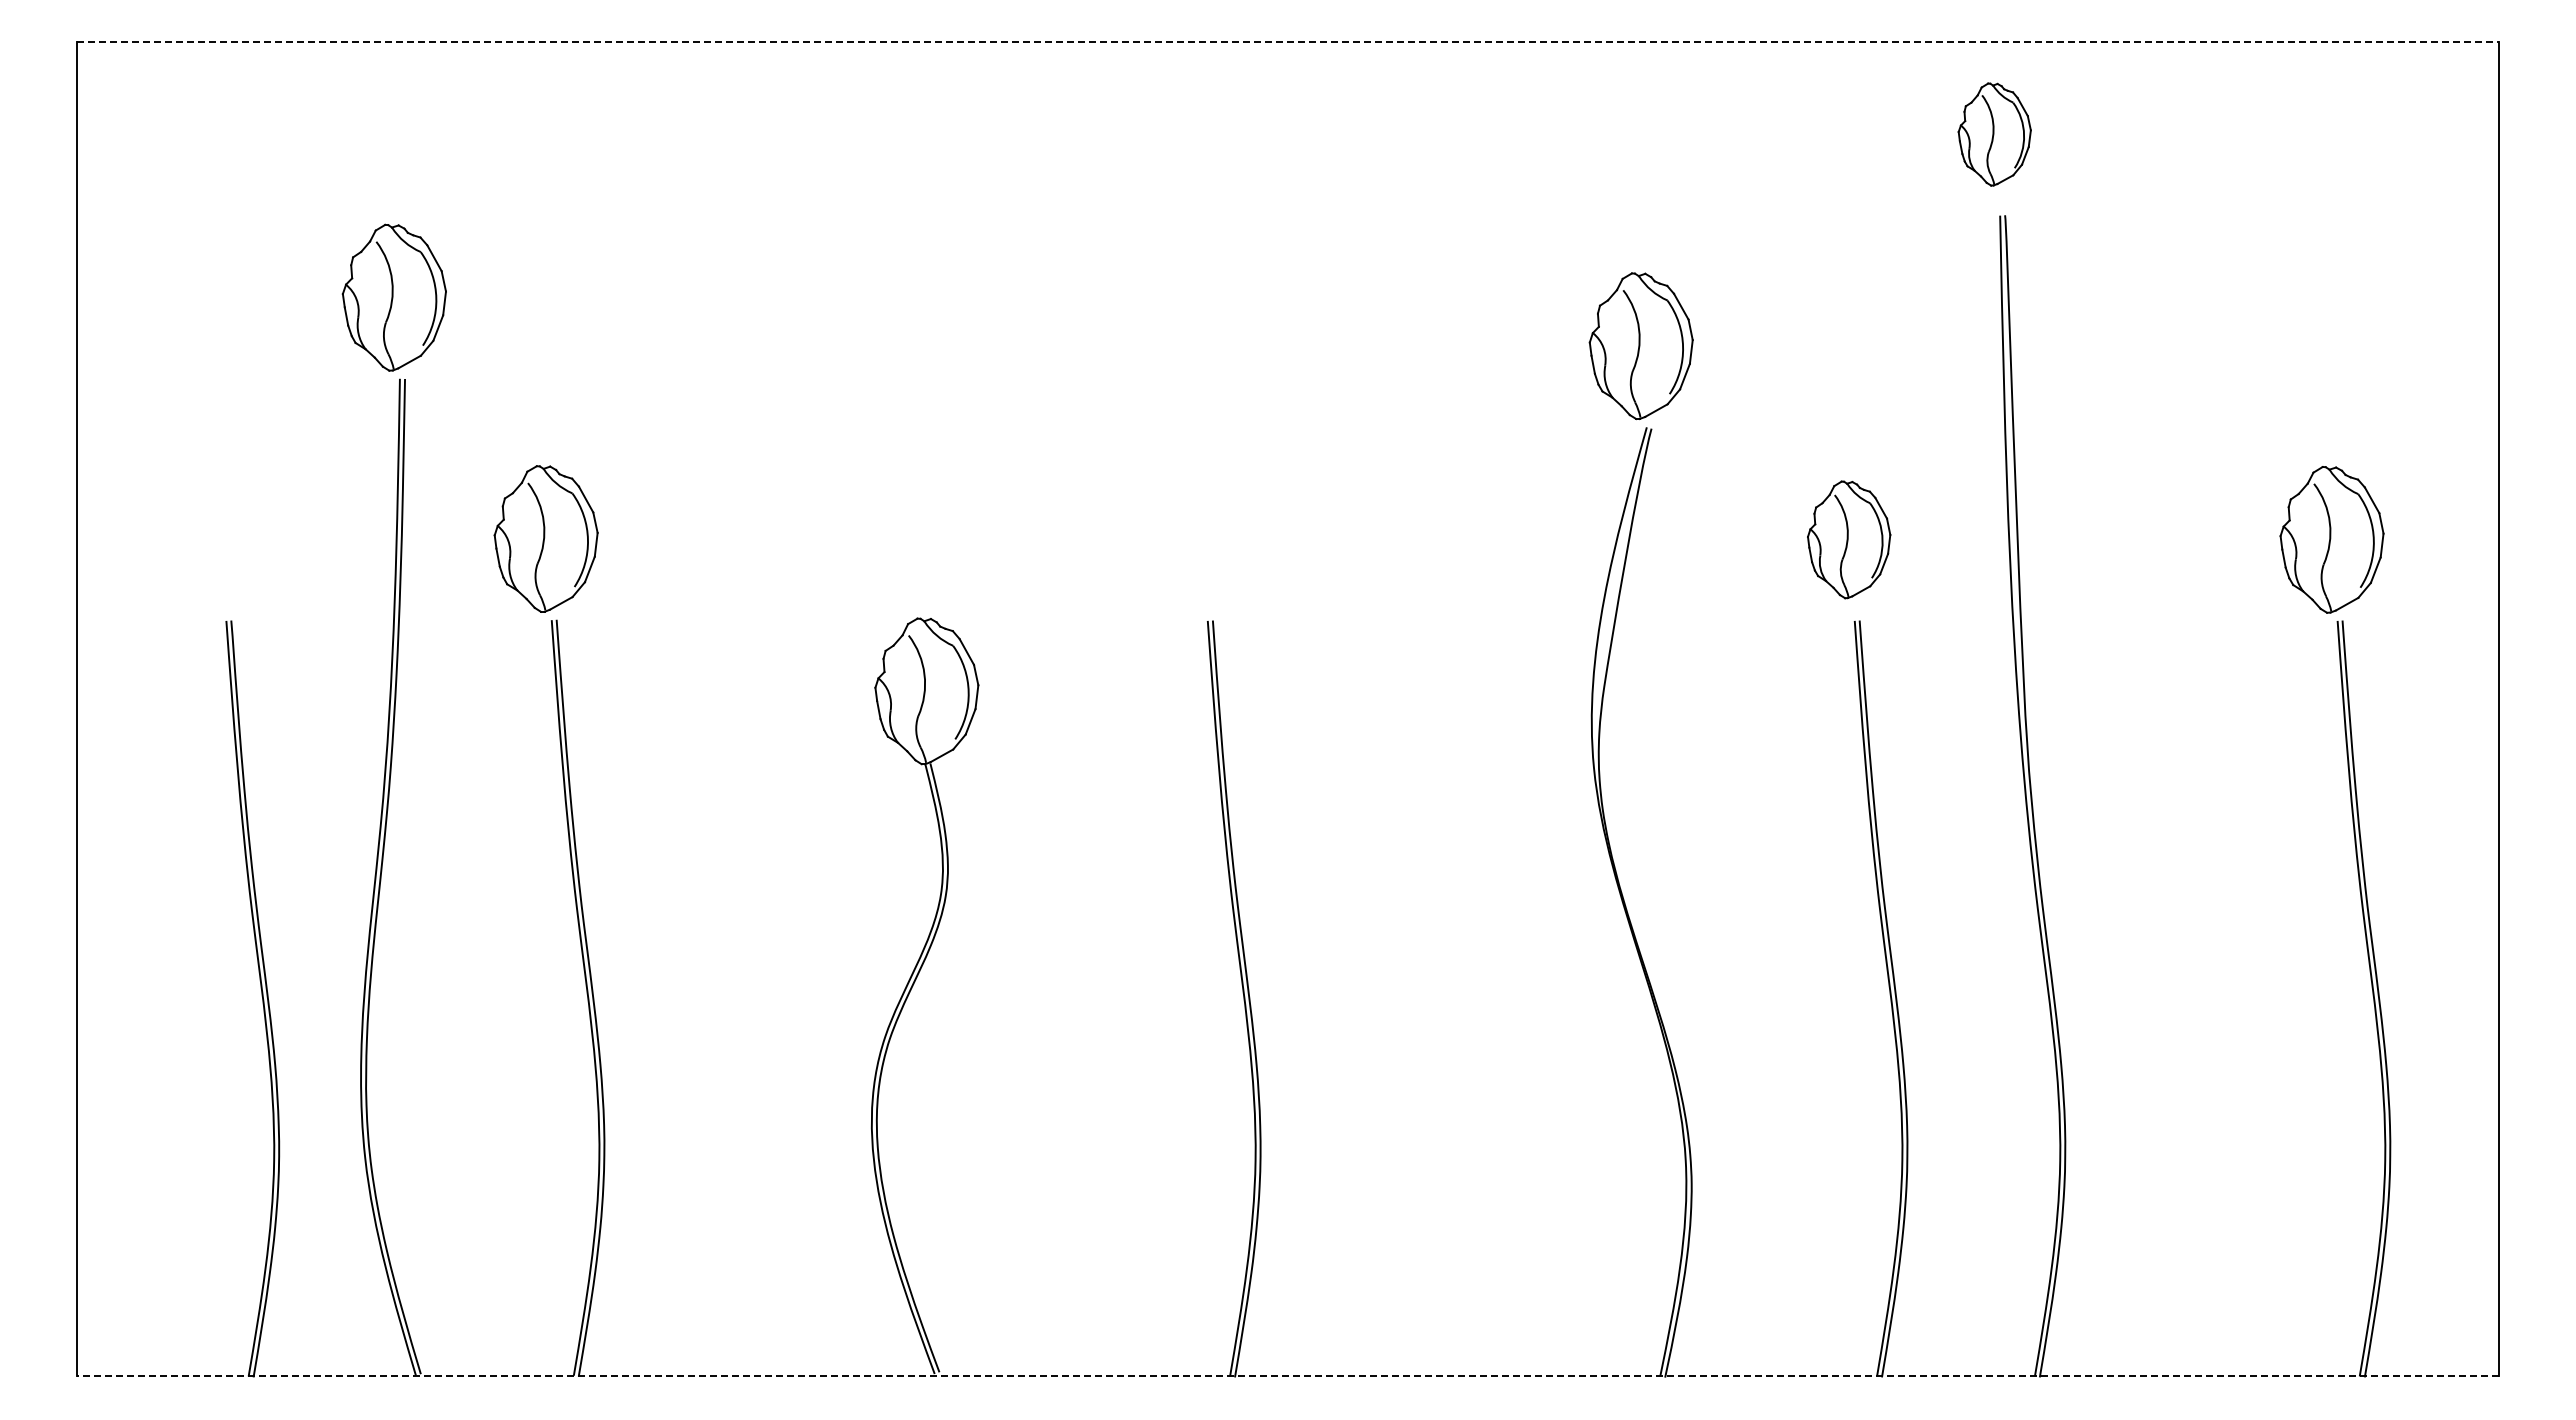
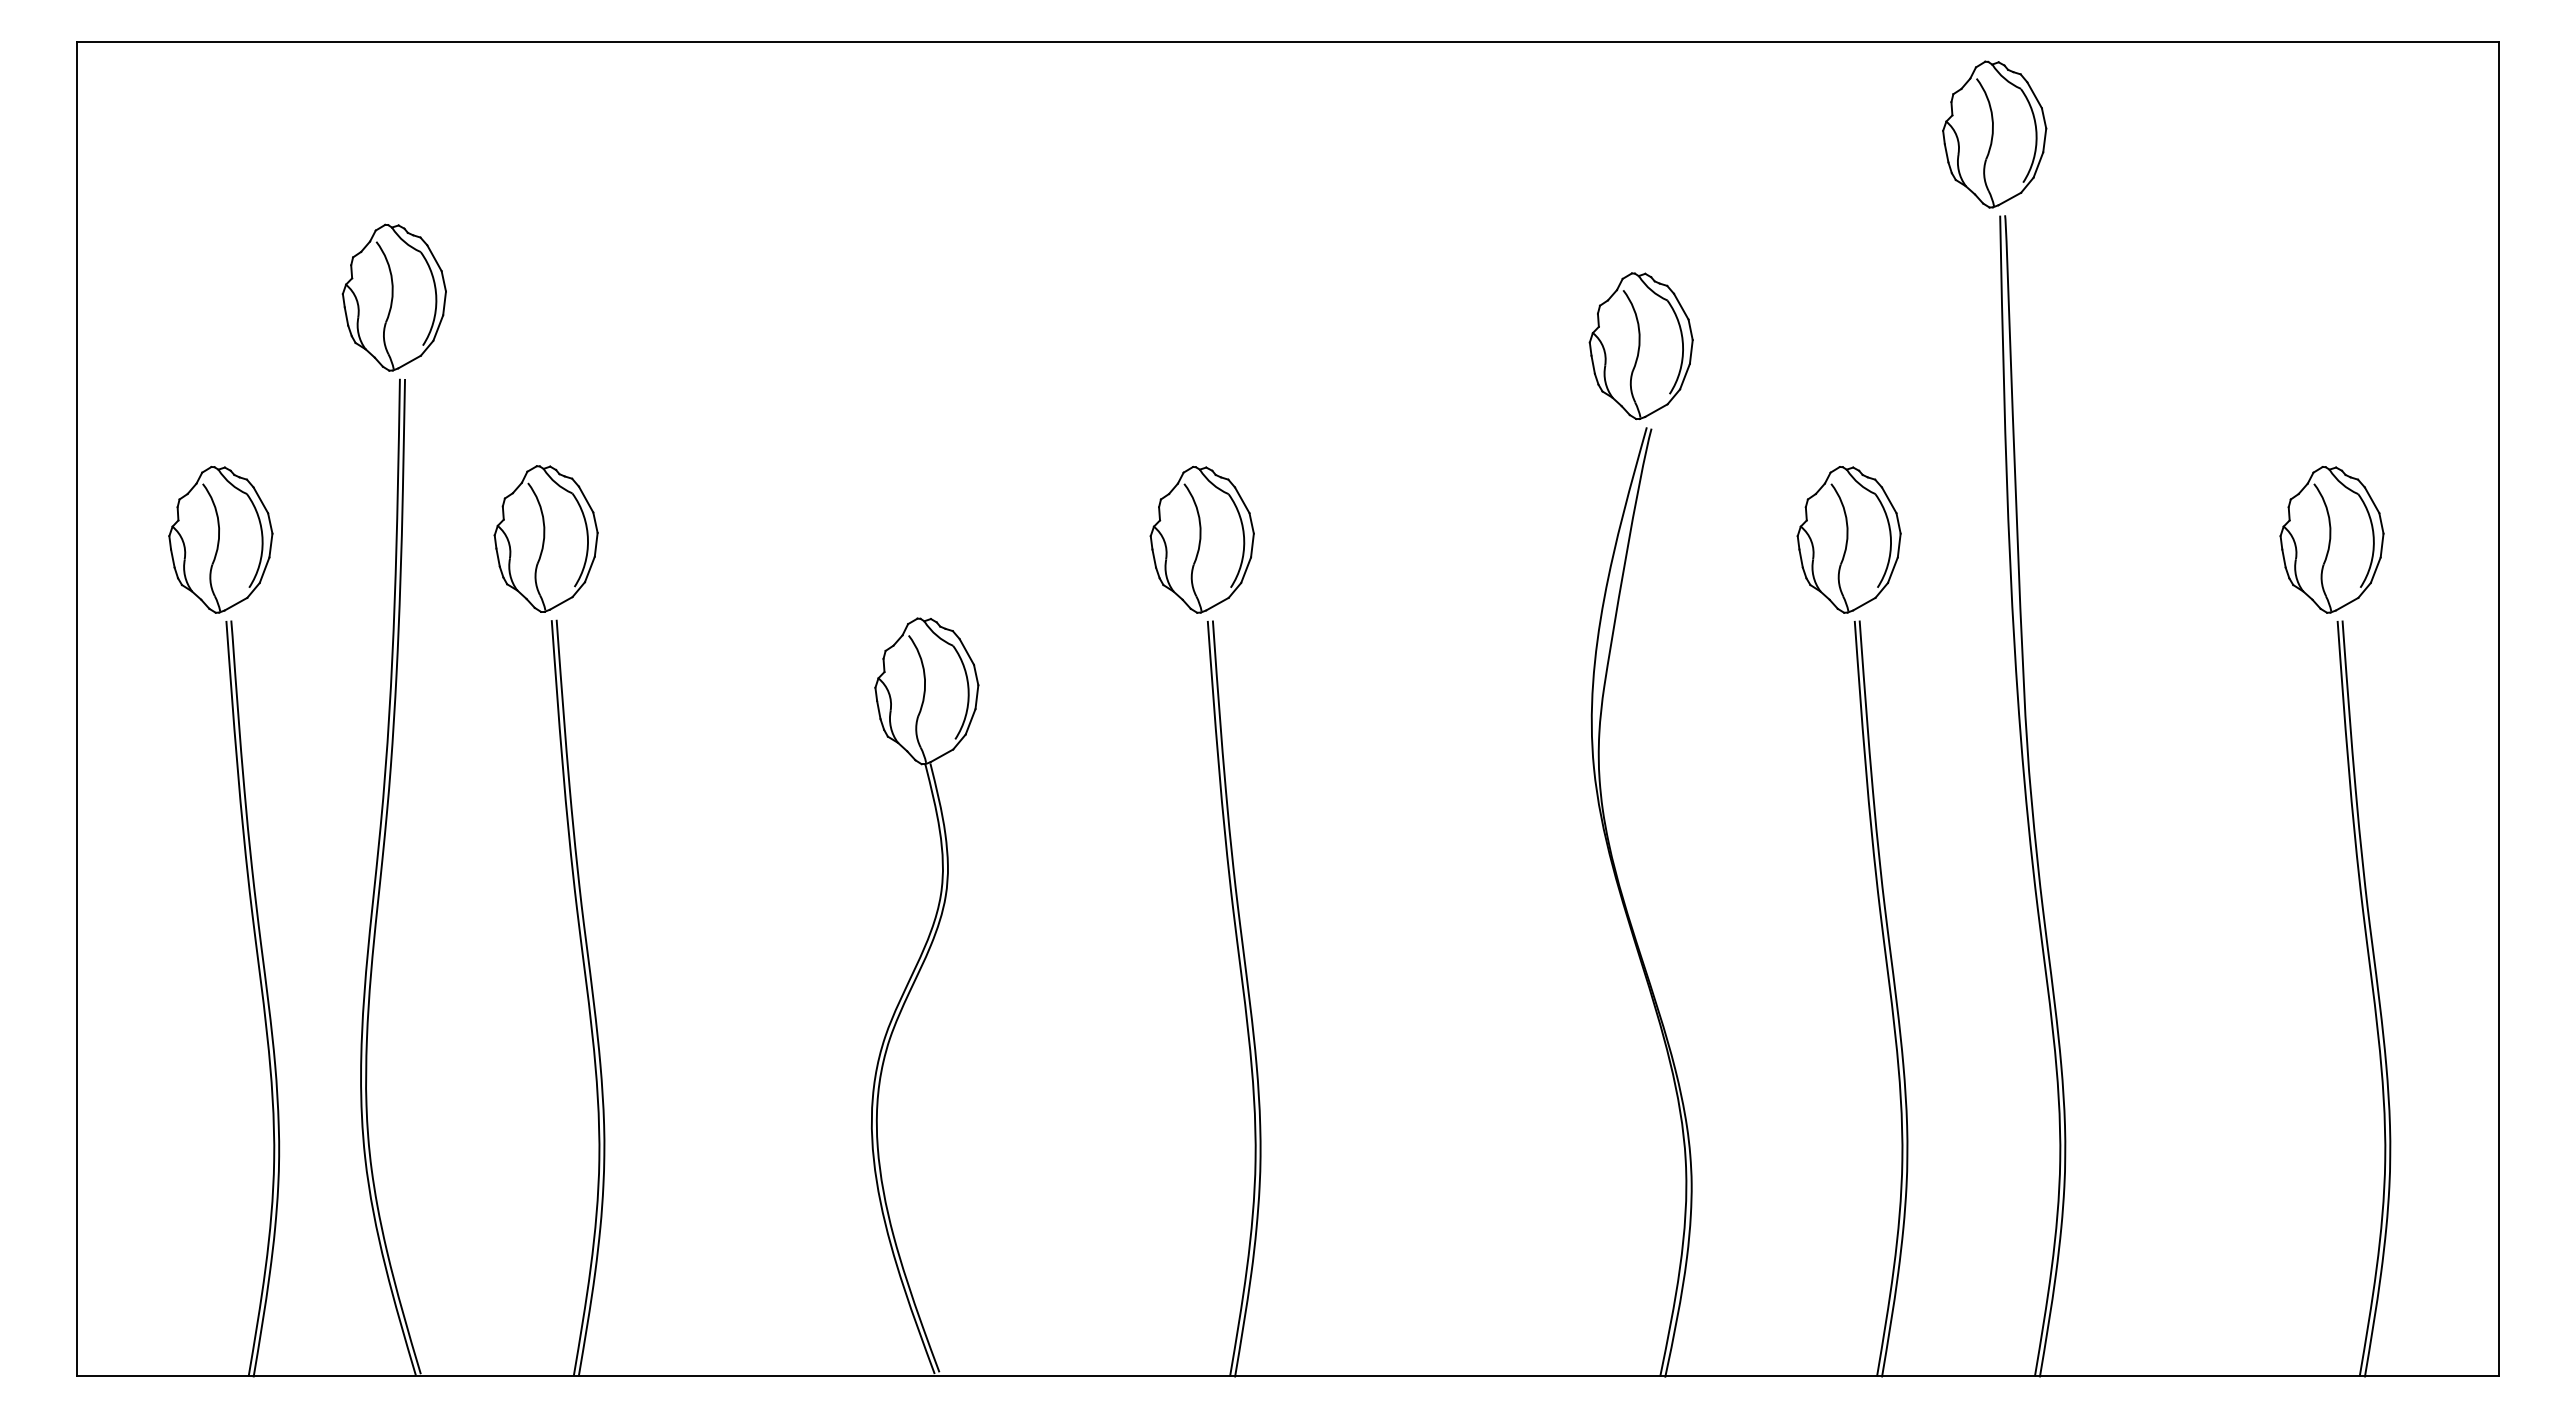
line: dashed -> solid (1287, 42)
part size: 75x105 px -> 106x149 px (1994, 134)
part: none -> present (220, 539)
part: none -> present (1201, 539)
part size: 85x120 px -> 106x148 px (1848, 539)
line: dashed -> solid (1287, 1376)
